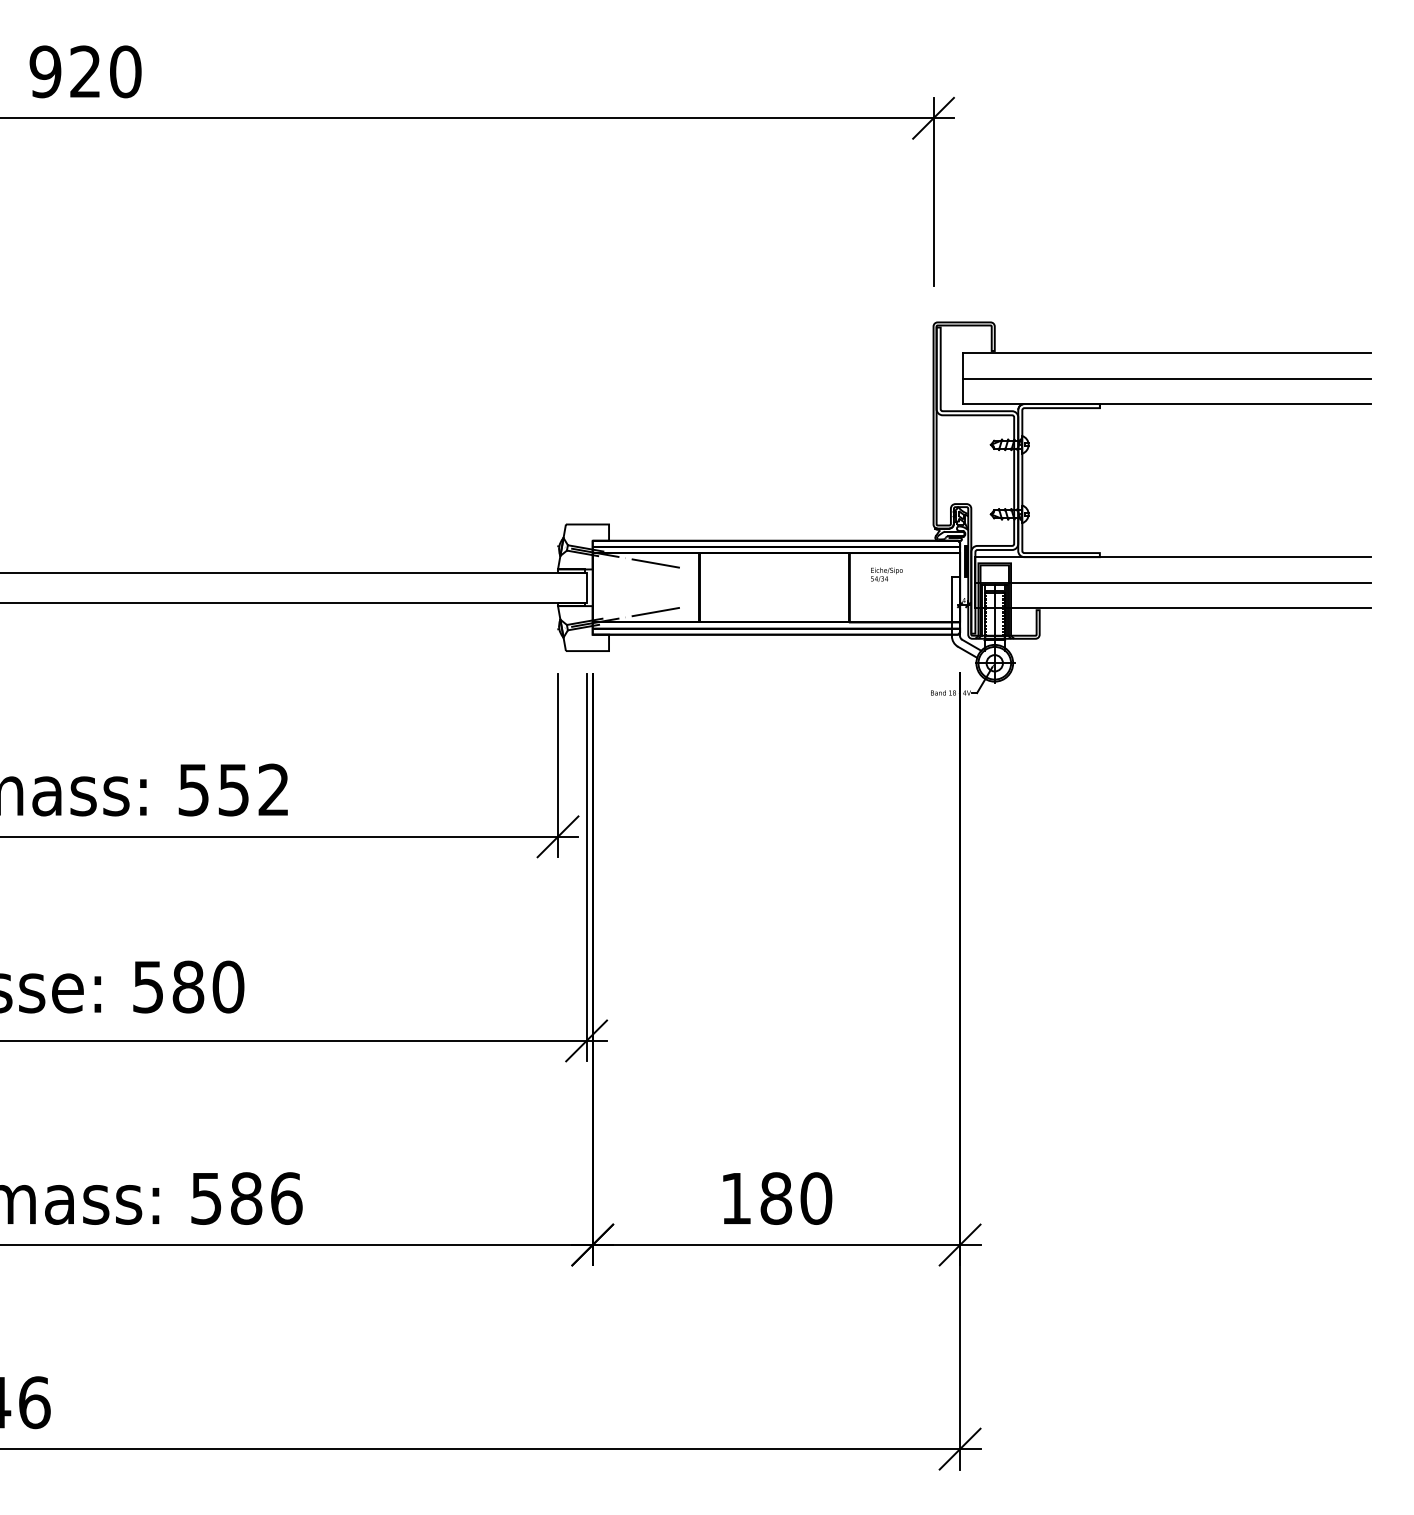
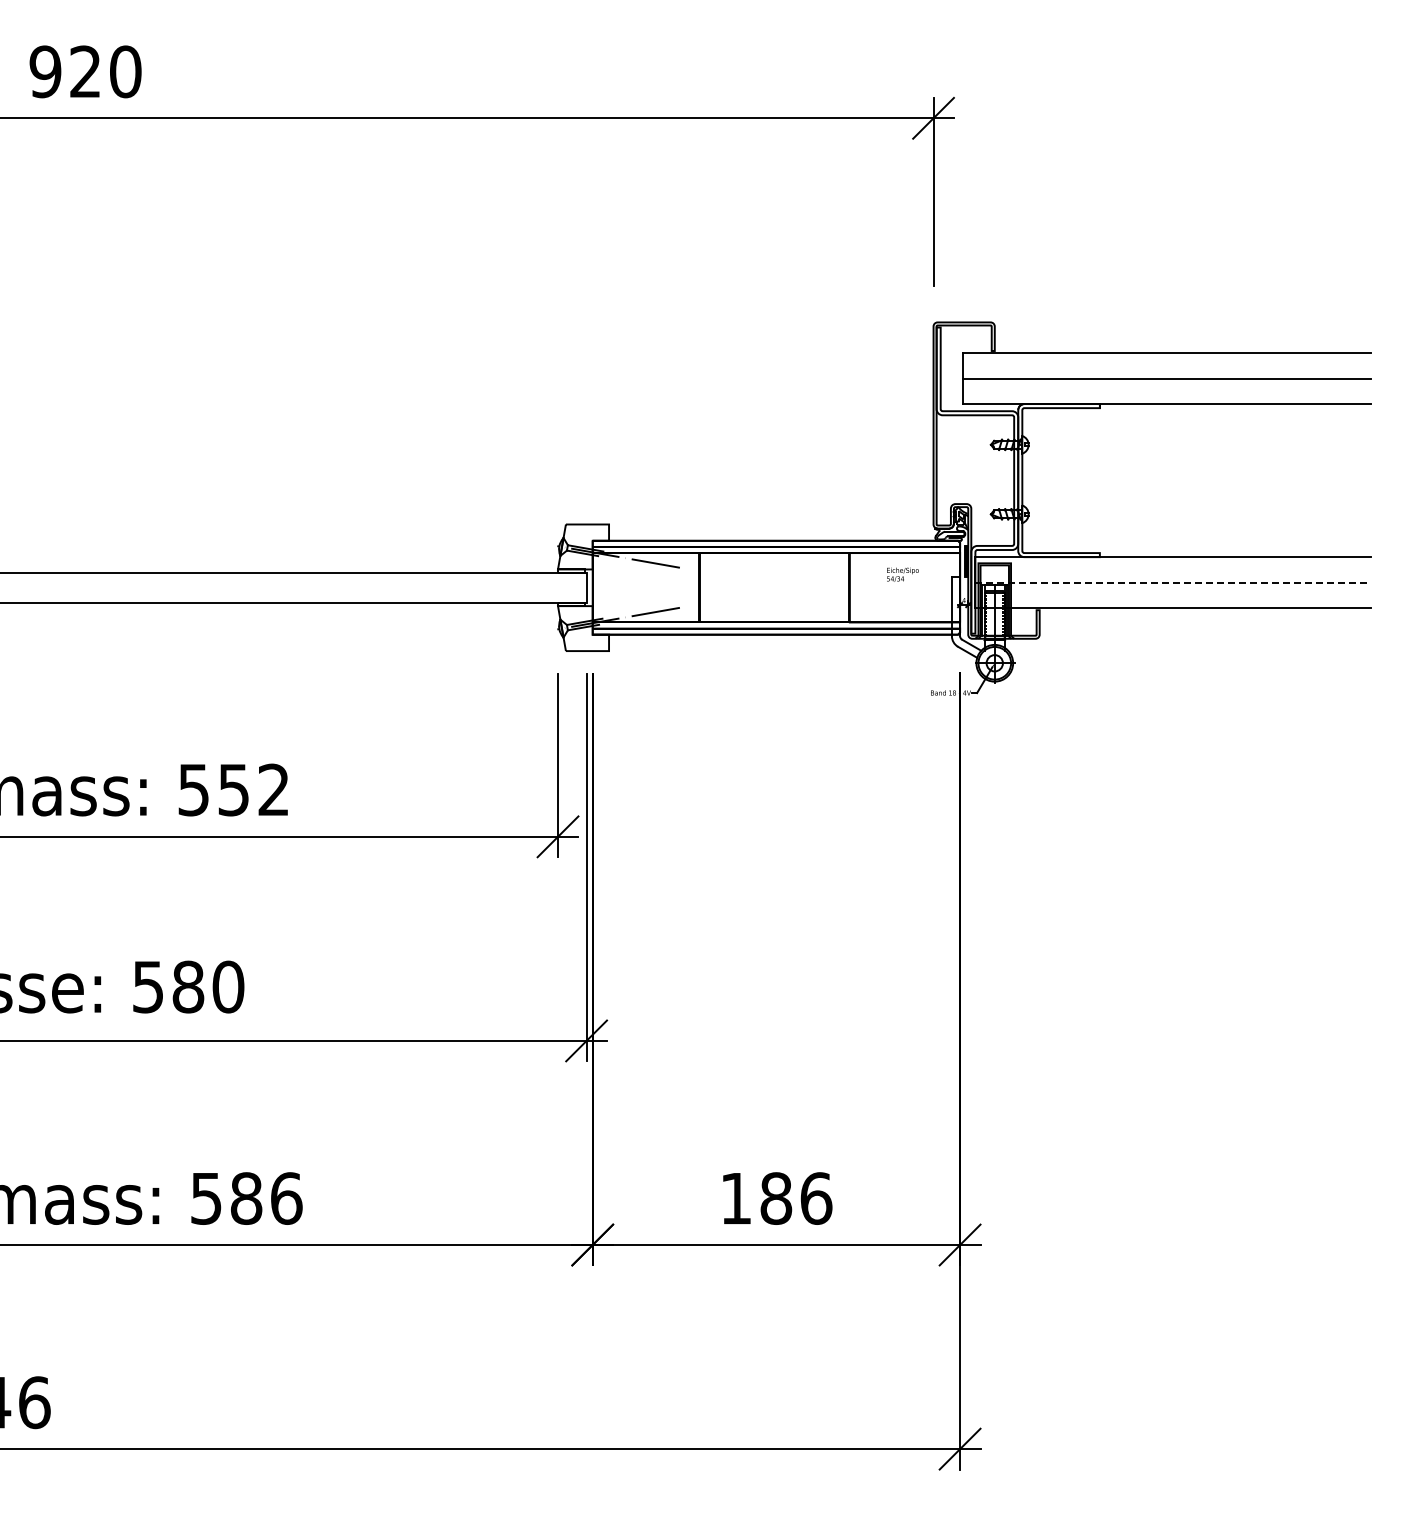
text position: (886, 574) -> (902, 574) (902, 574)
line: solid -> dashed (1173, 582)
text: 180 -> 186 (816, 1198)
